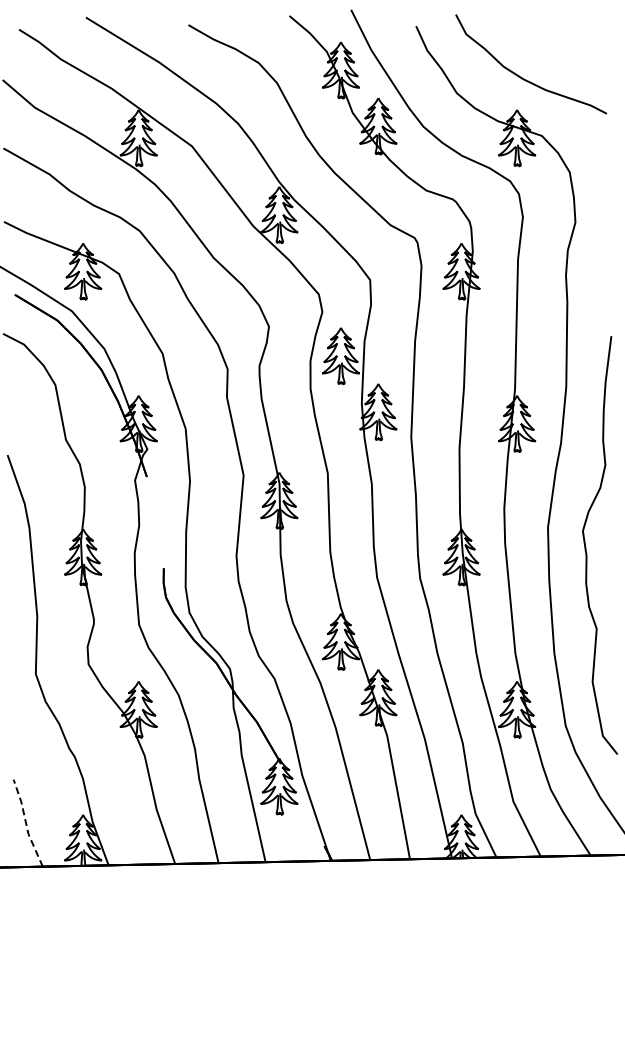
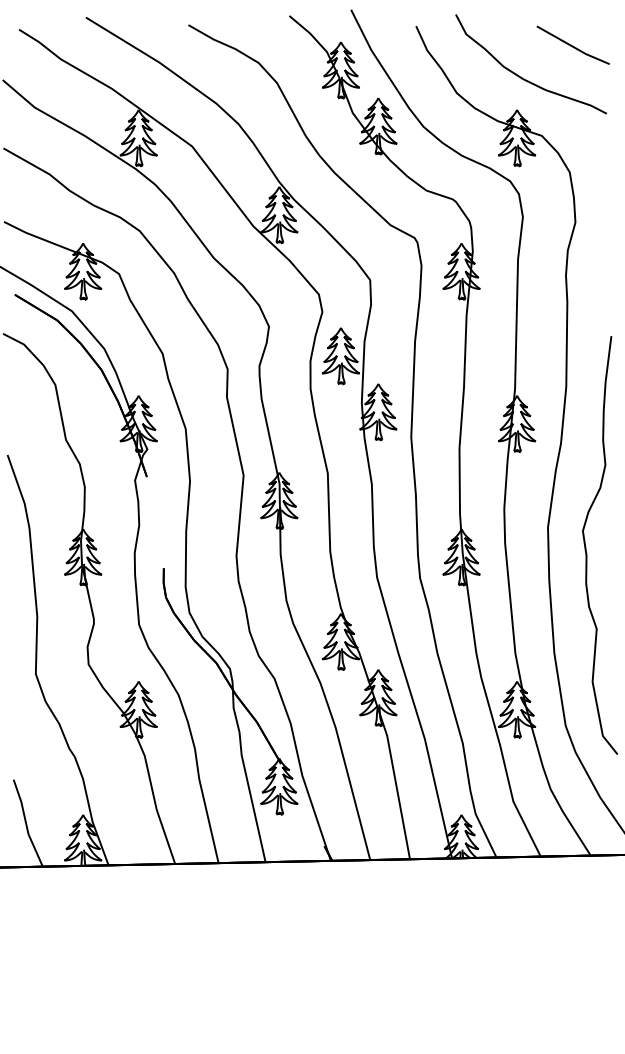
line: none -> present (571, 44)
line: dashed -> solid (26, 823)
